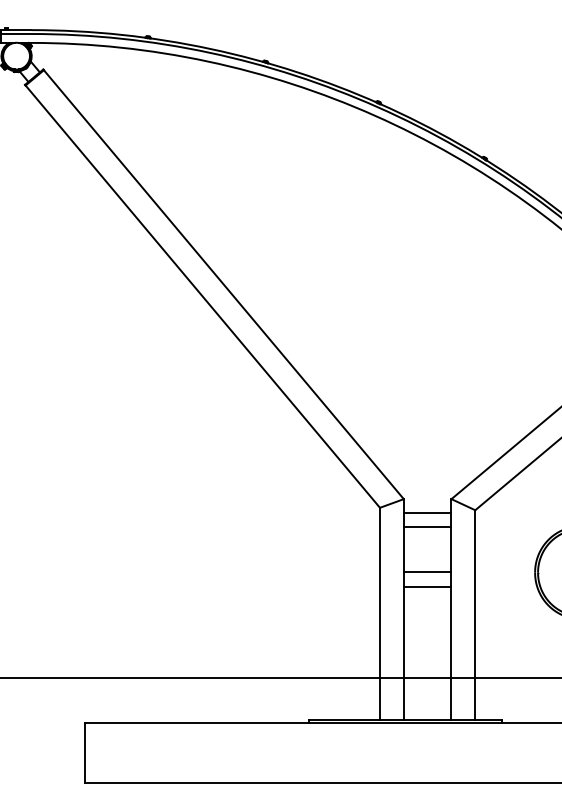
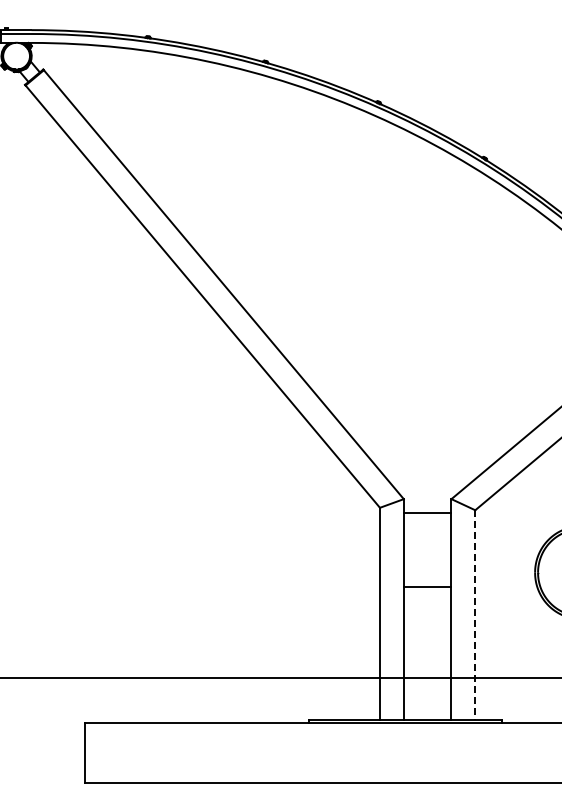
line: present -> none (427, 527)
line: present -> none (427, 572)
line: solid -> dashed (475, 614)
